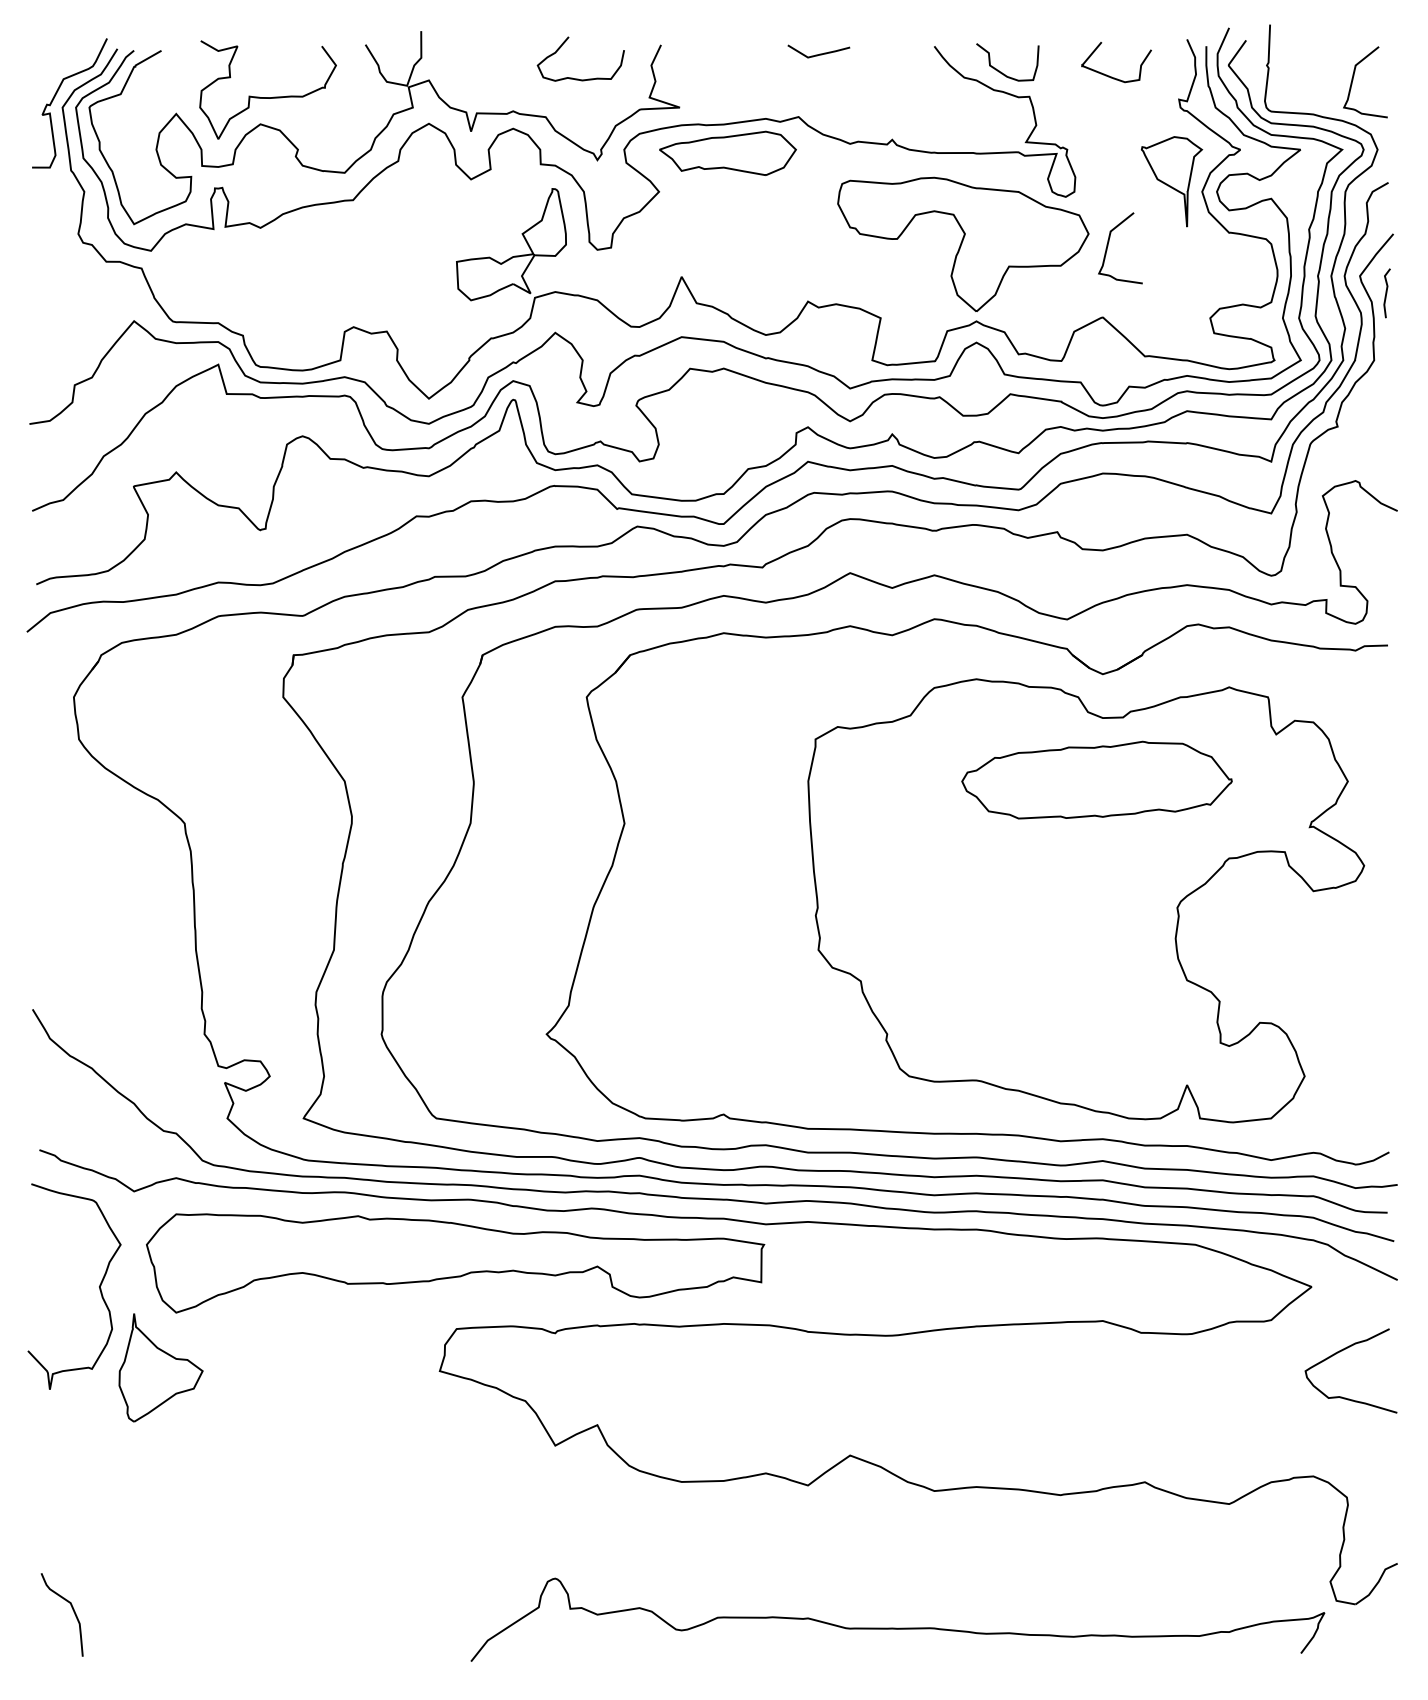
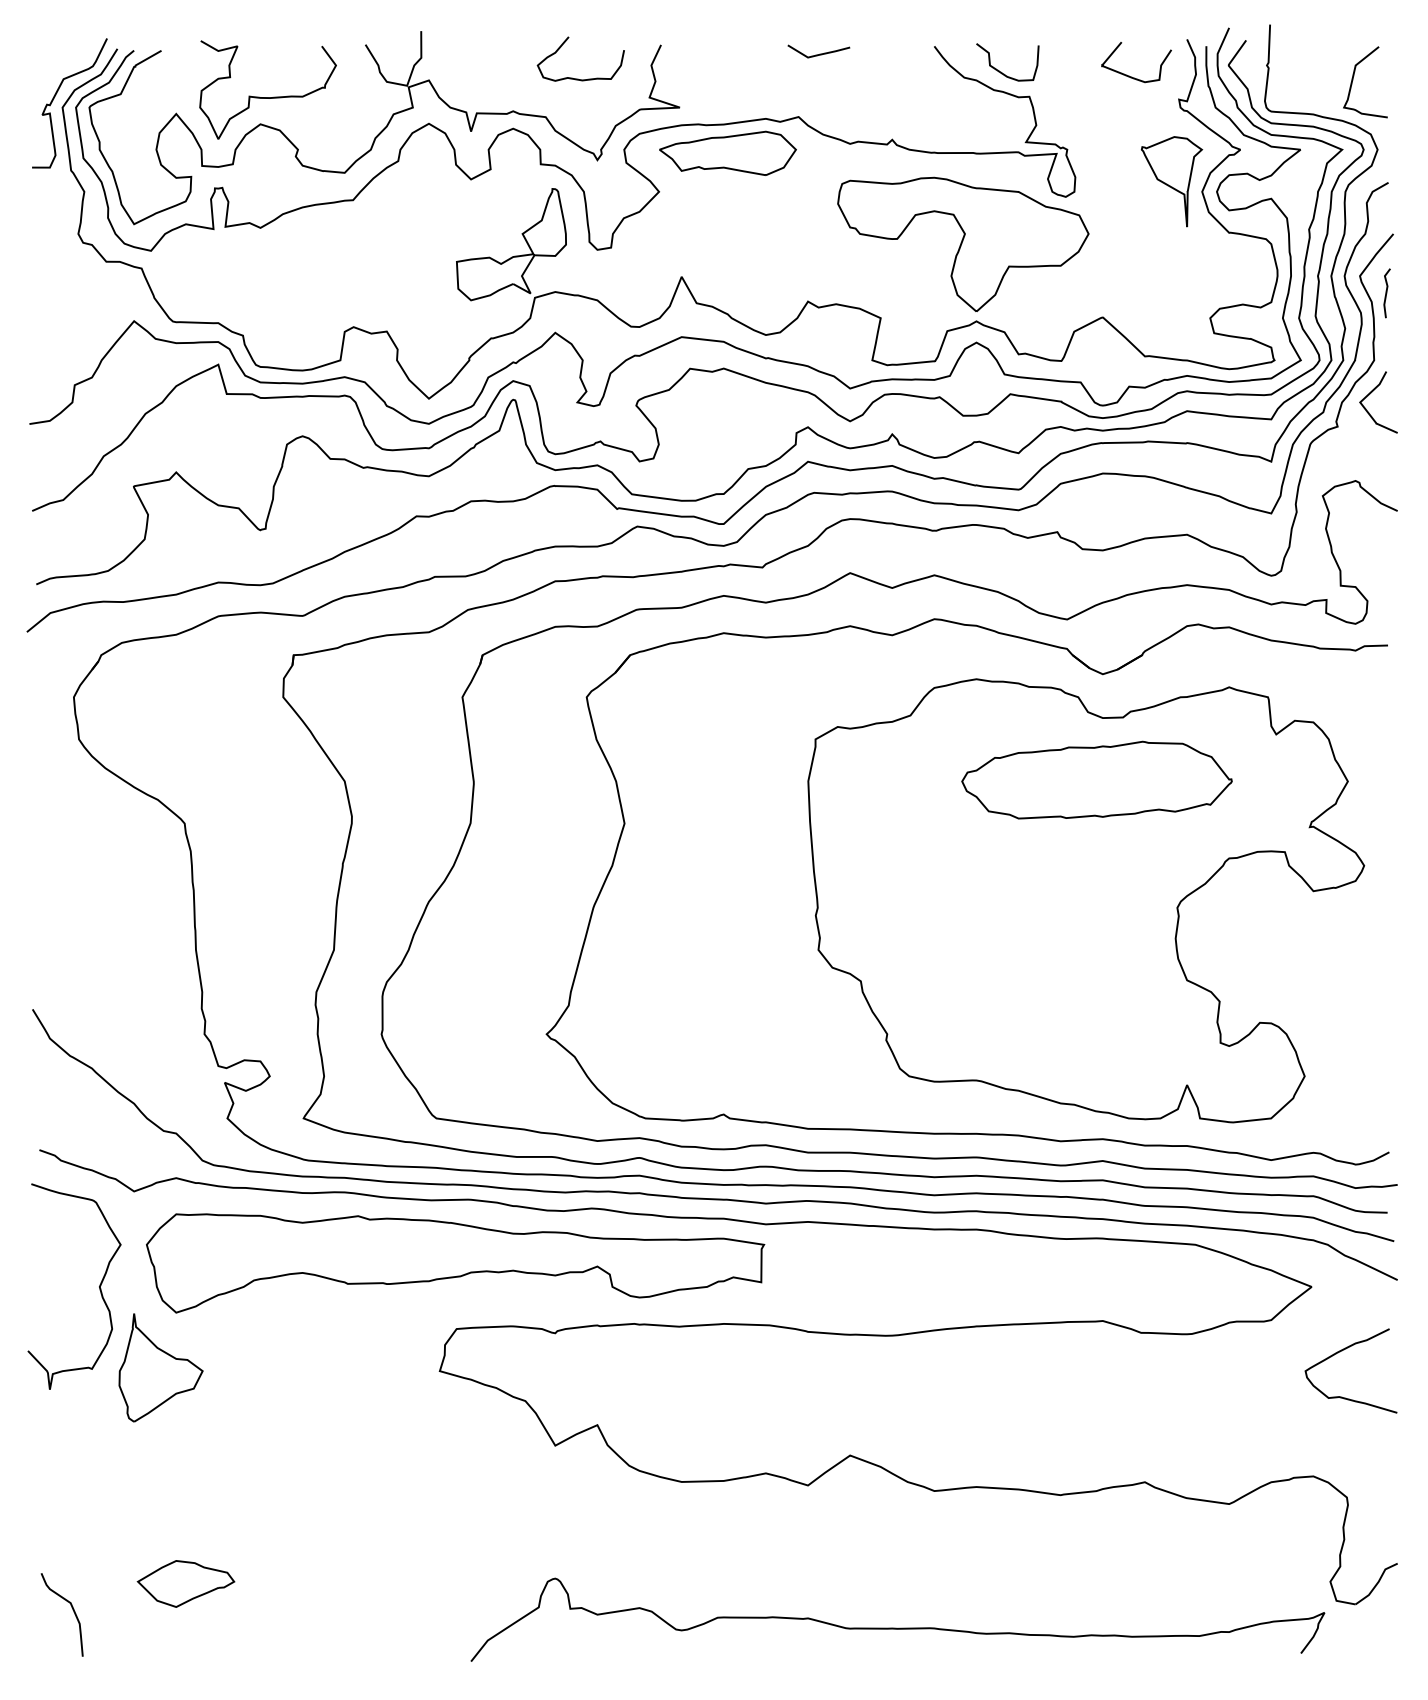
curve position: (1109, 75) -> (1129, 75) (1129, 75)
curve: present -> none (1108, 246)
curve: none -> present (1370, 394)
part: none -> present (185, 1583)
